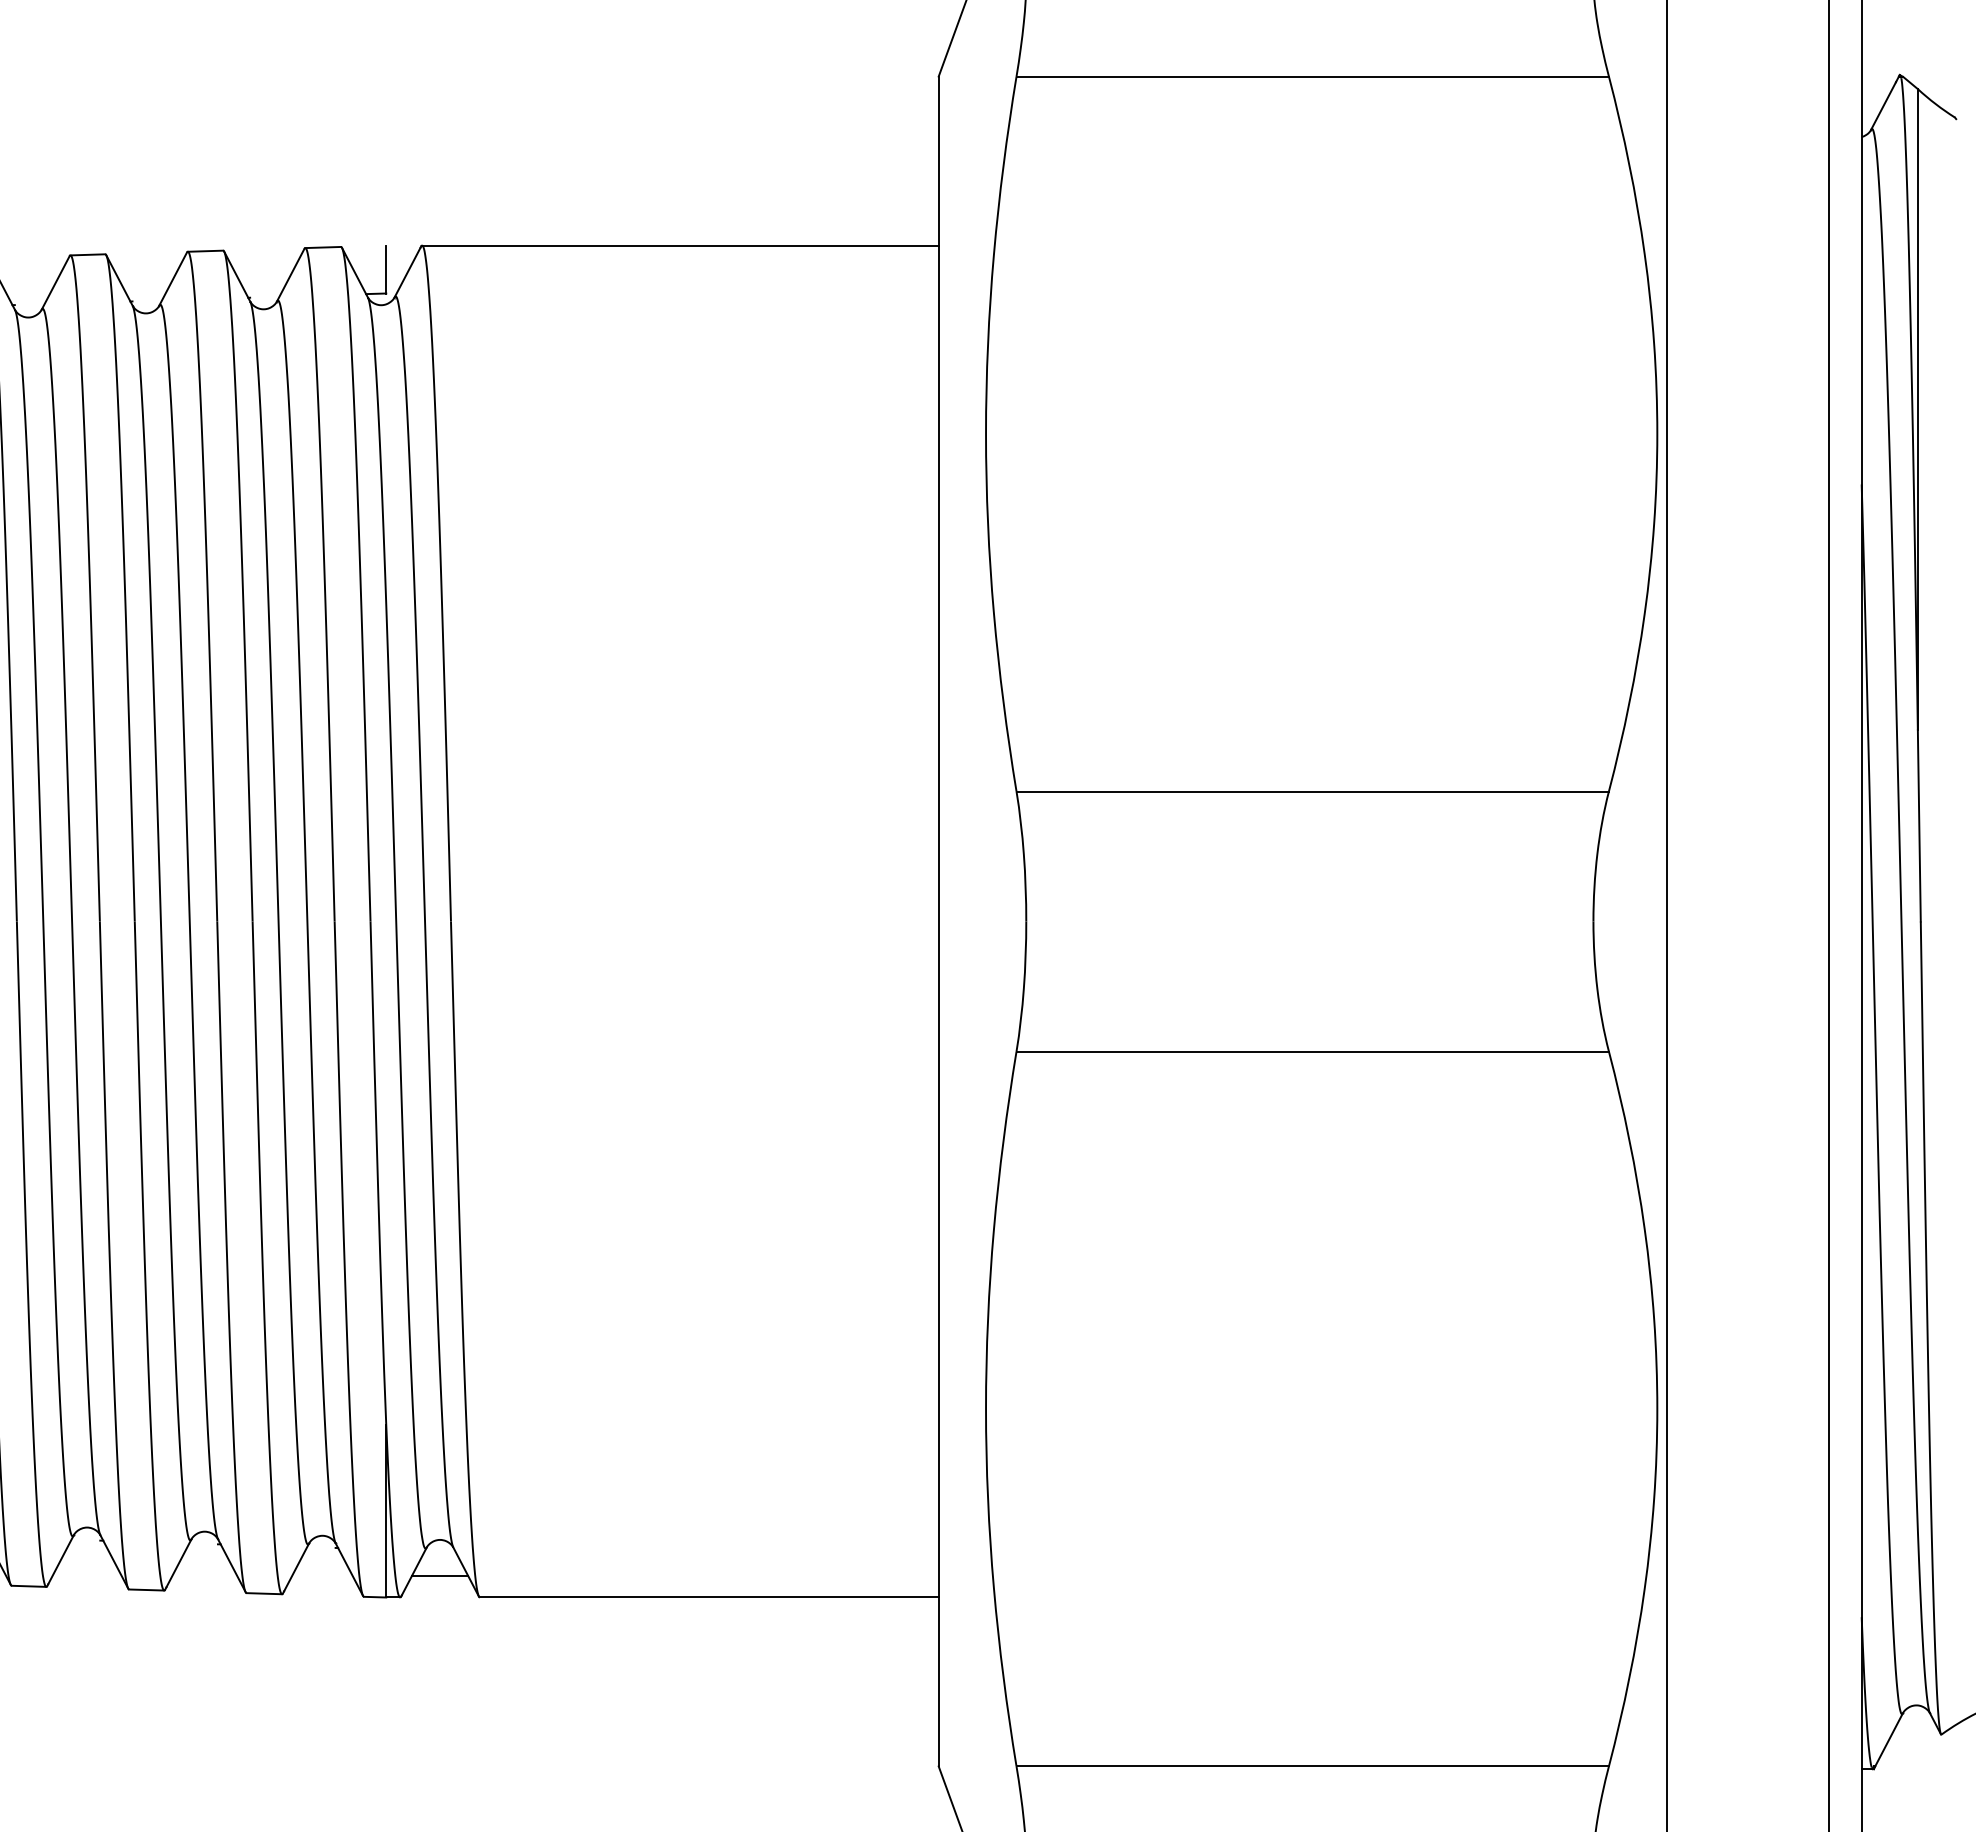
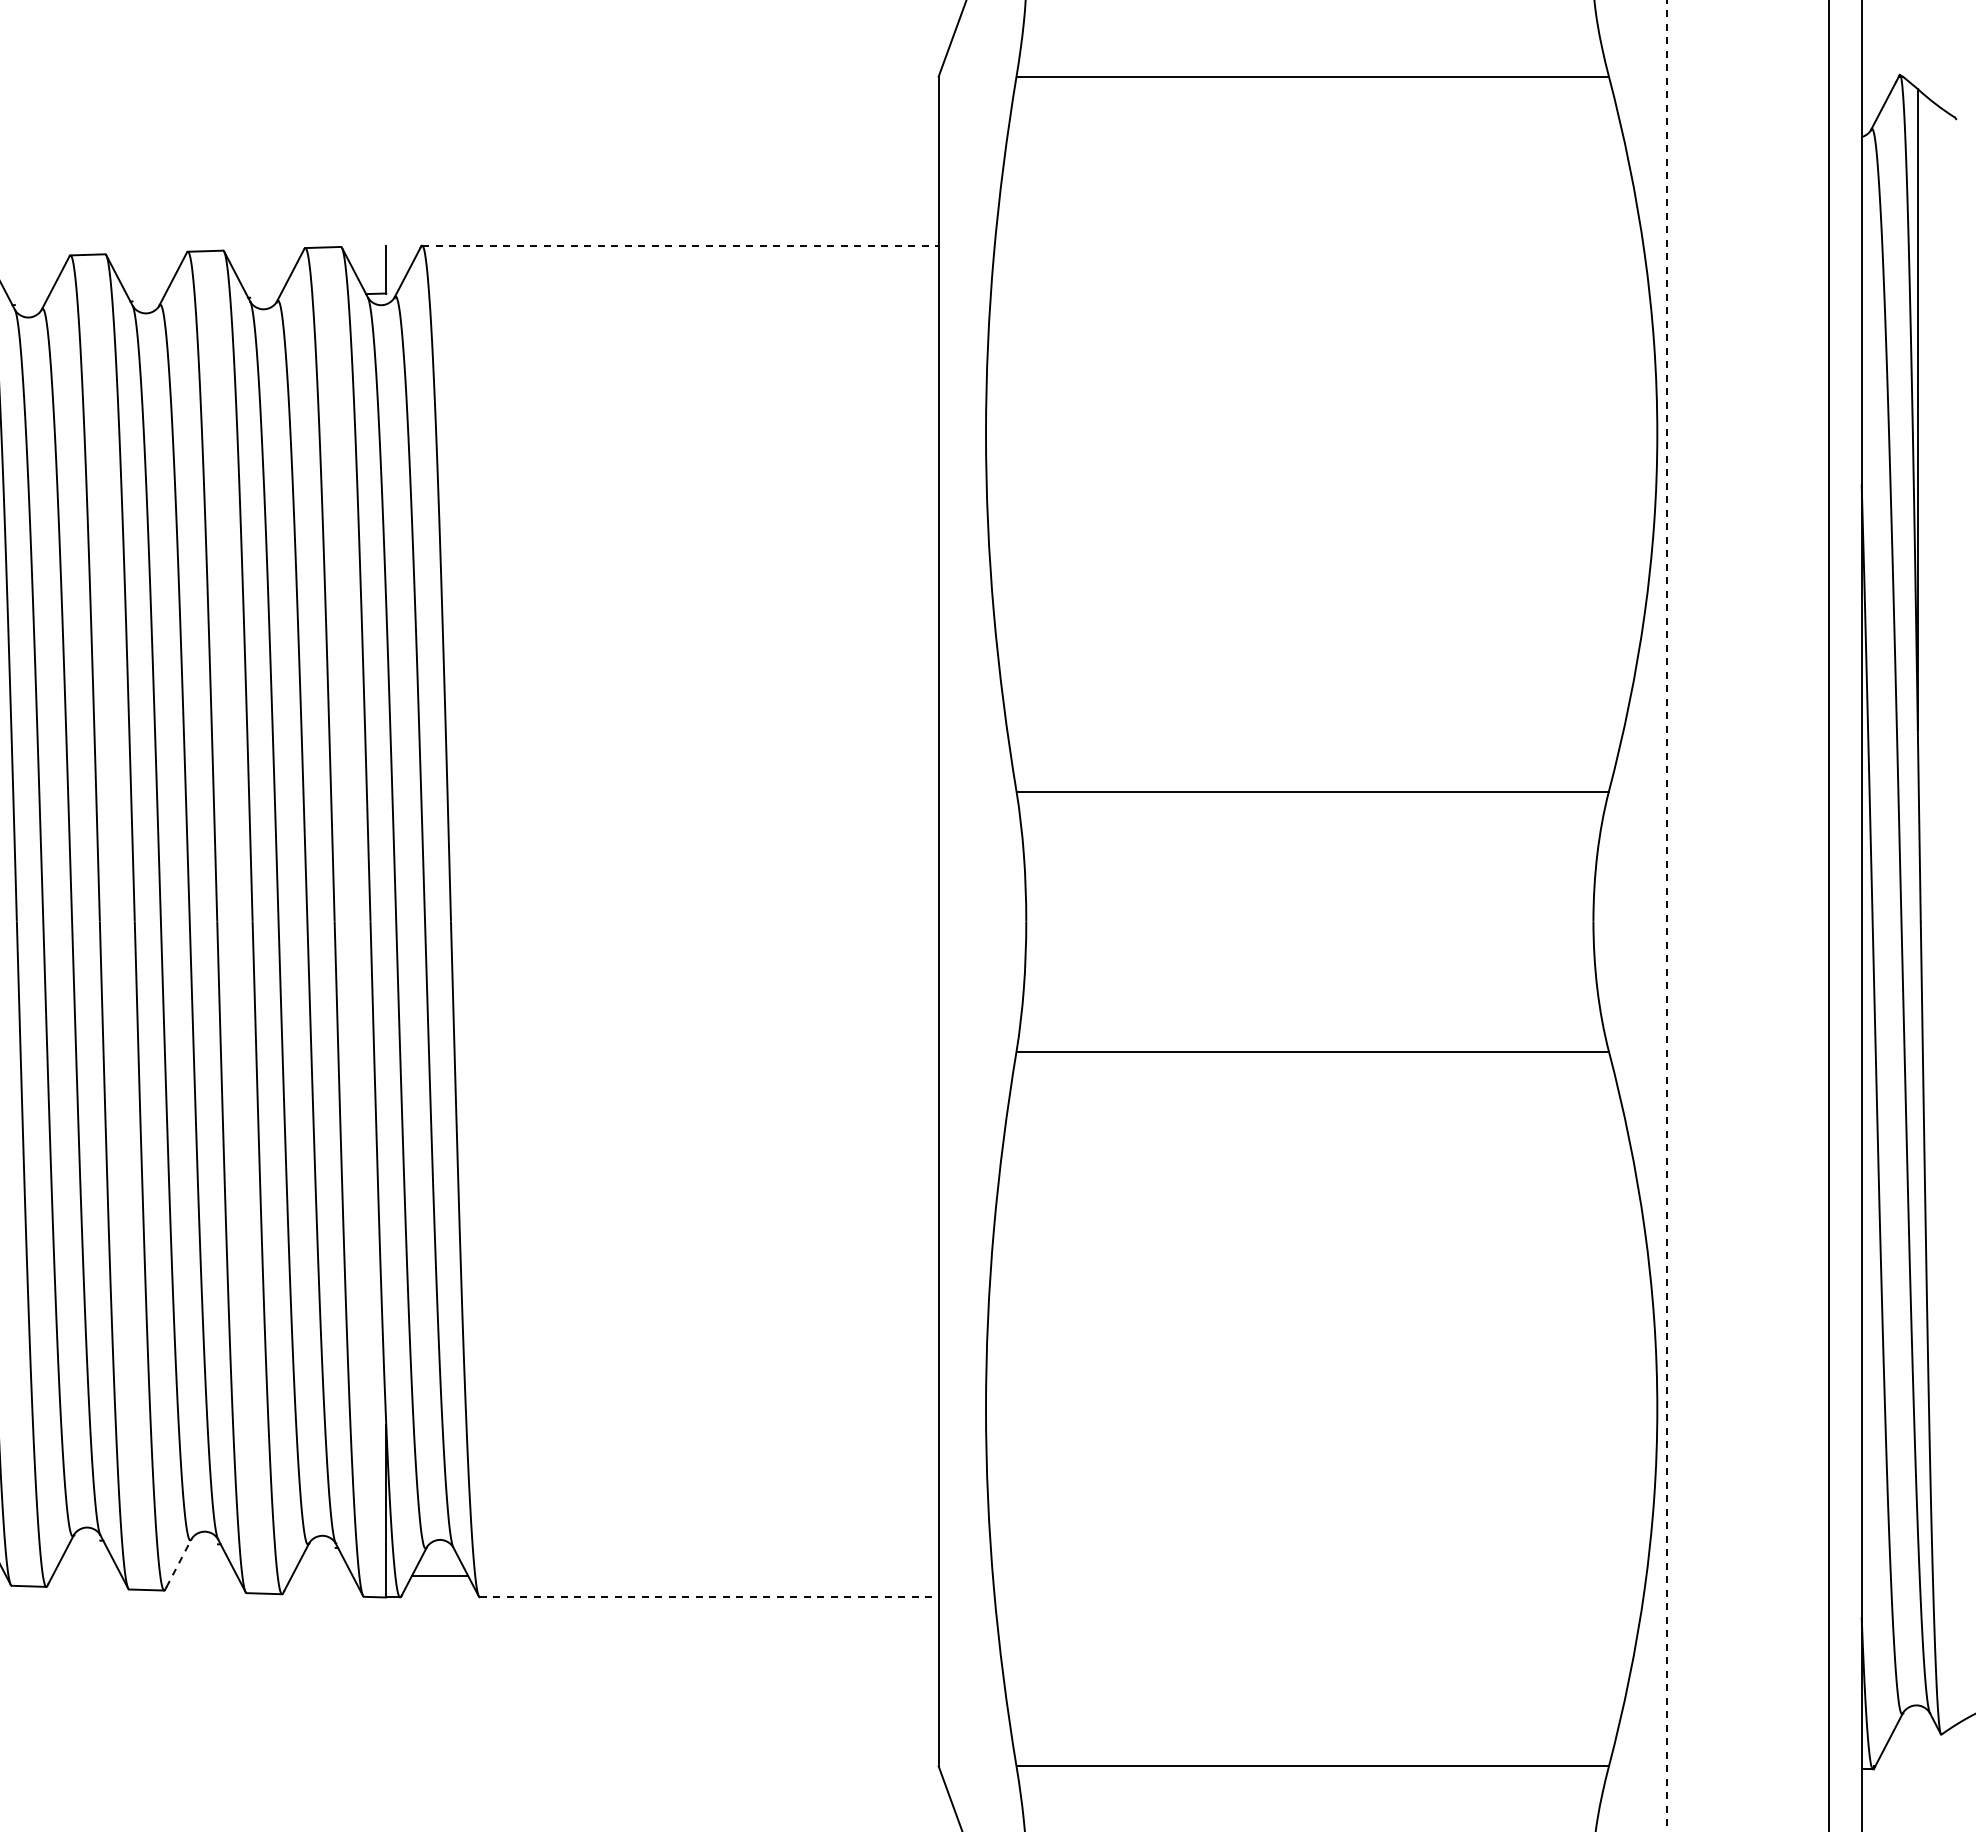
line: solid -> dashed (680, 245)
line: solid -> dashed (1666, 915)
line: solid -> dashed (178, 1563)
line: solid -> dashed (709, 1597)
